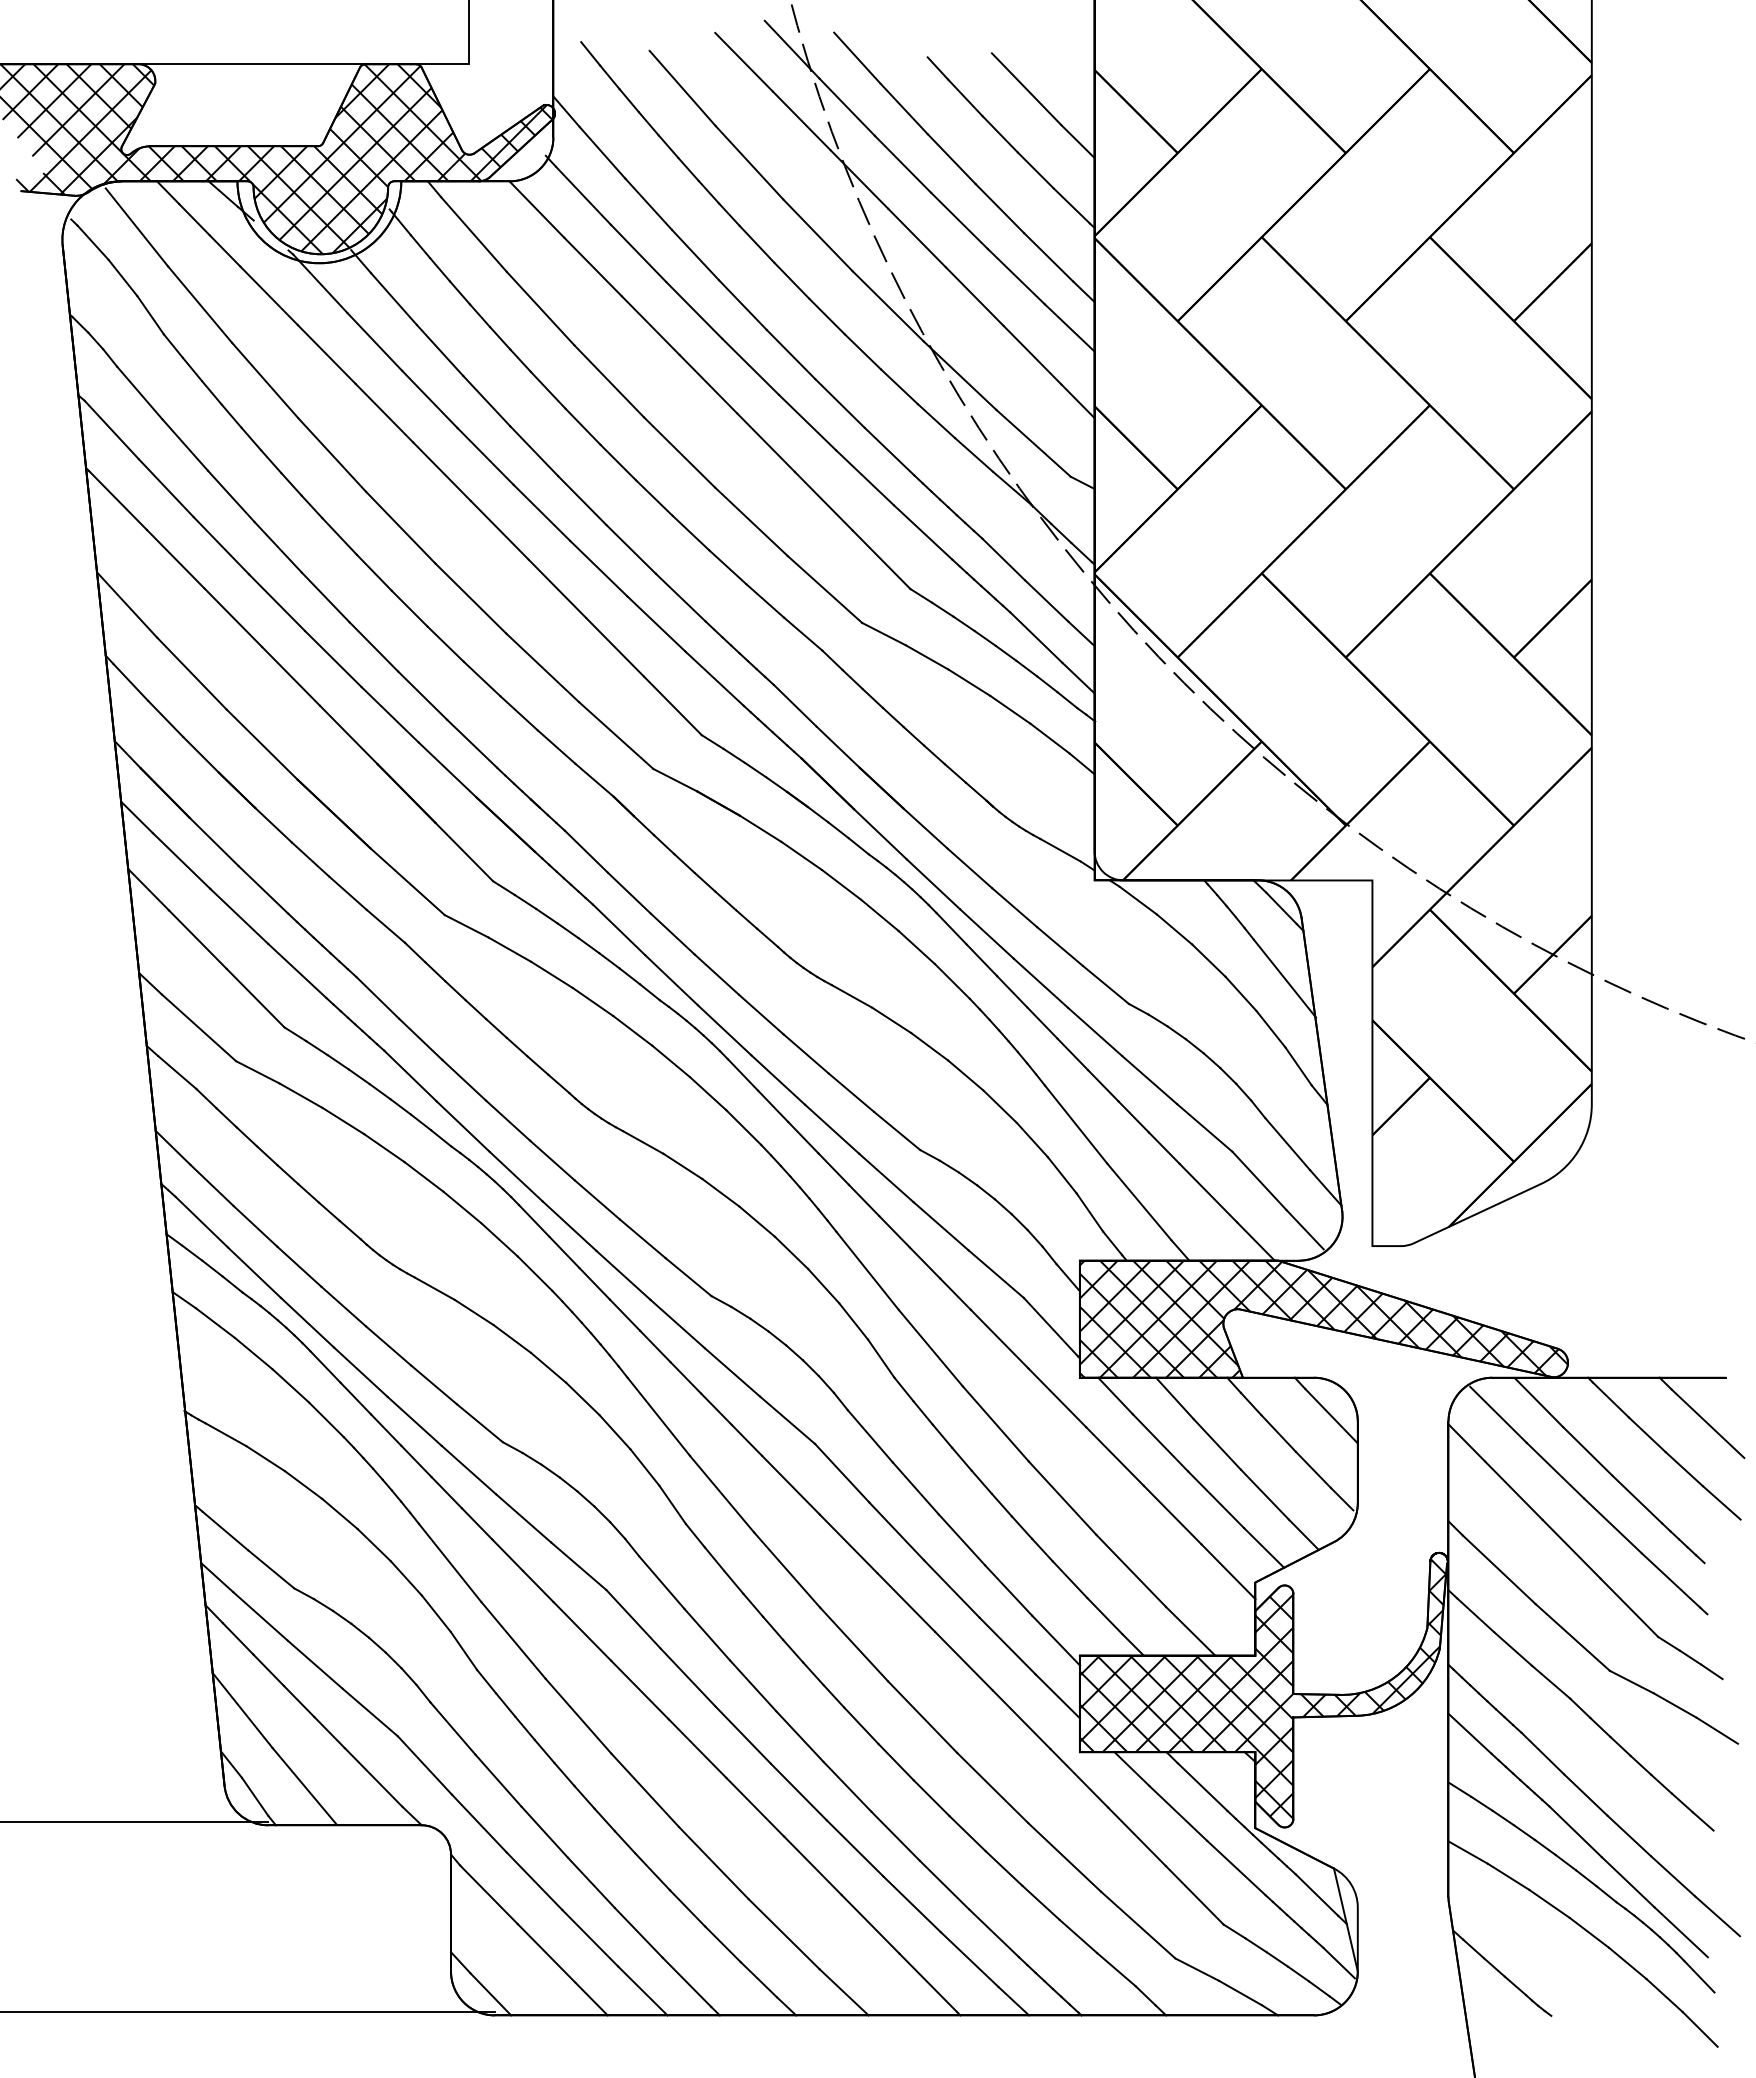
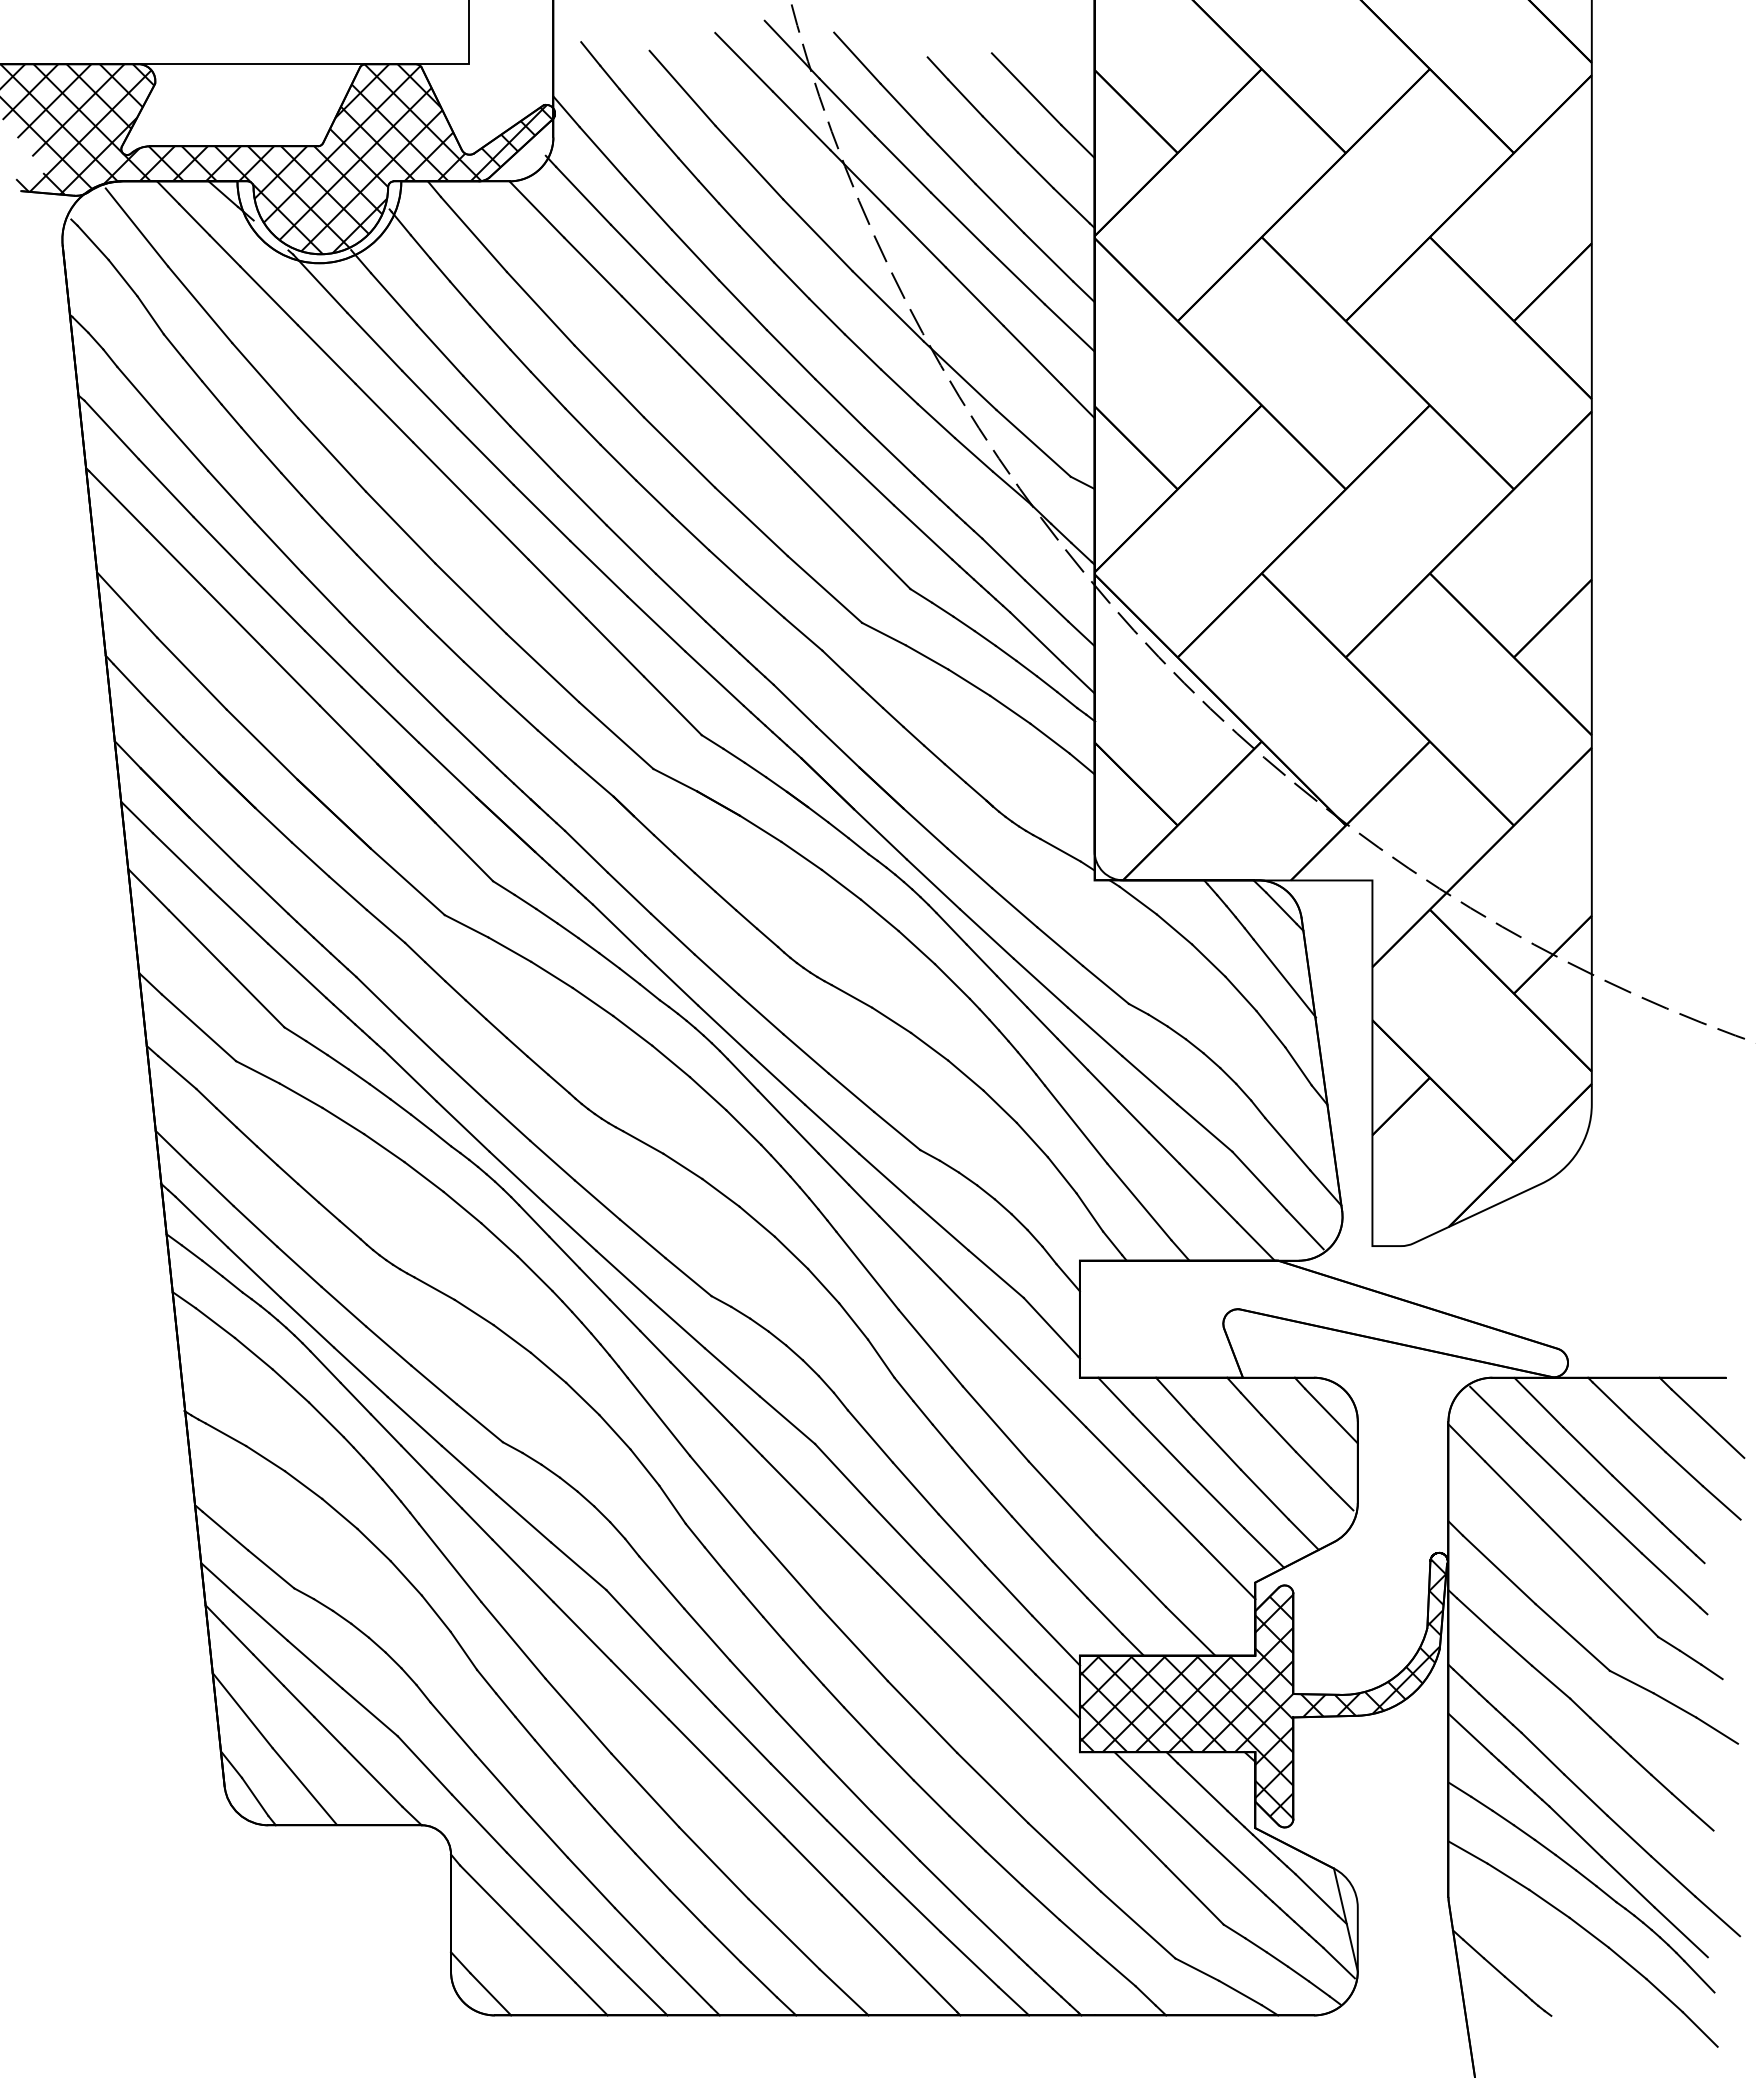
hatch: present -> none (1323, 1318)
line: present -> none (135, 1821)
line: present -> none (248, 2012)
